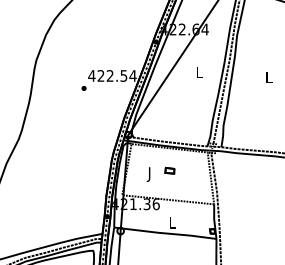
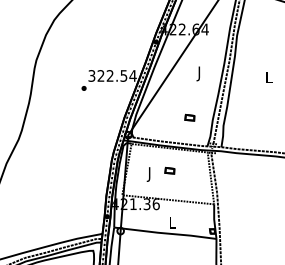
text: L -> J (199, 73)
text: 422.54 -> 322.54 (91, 75)
part: none -> present (189, 117)
